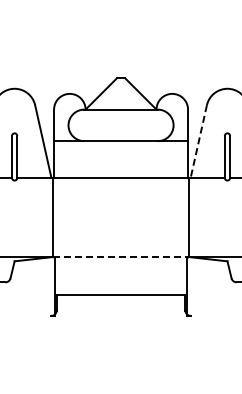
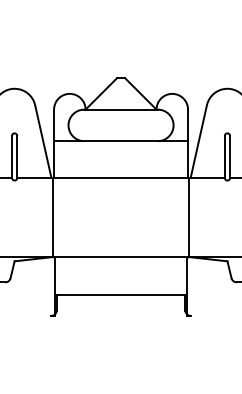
line: dashed -> solid (198, 142)
line: dashed -> solid (121, 256)
